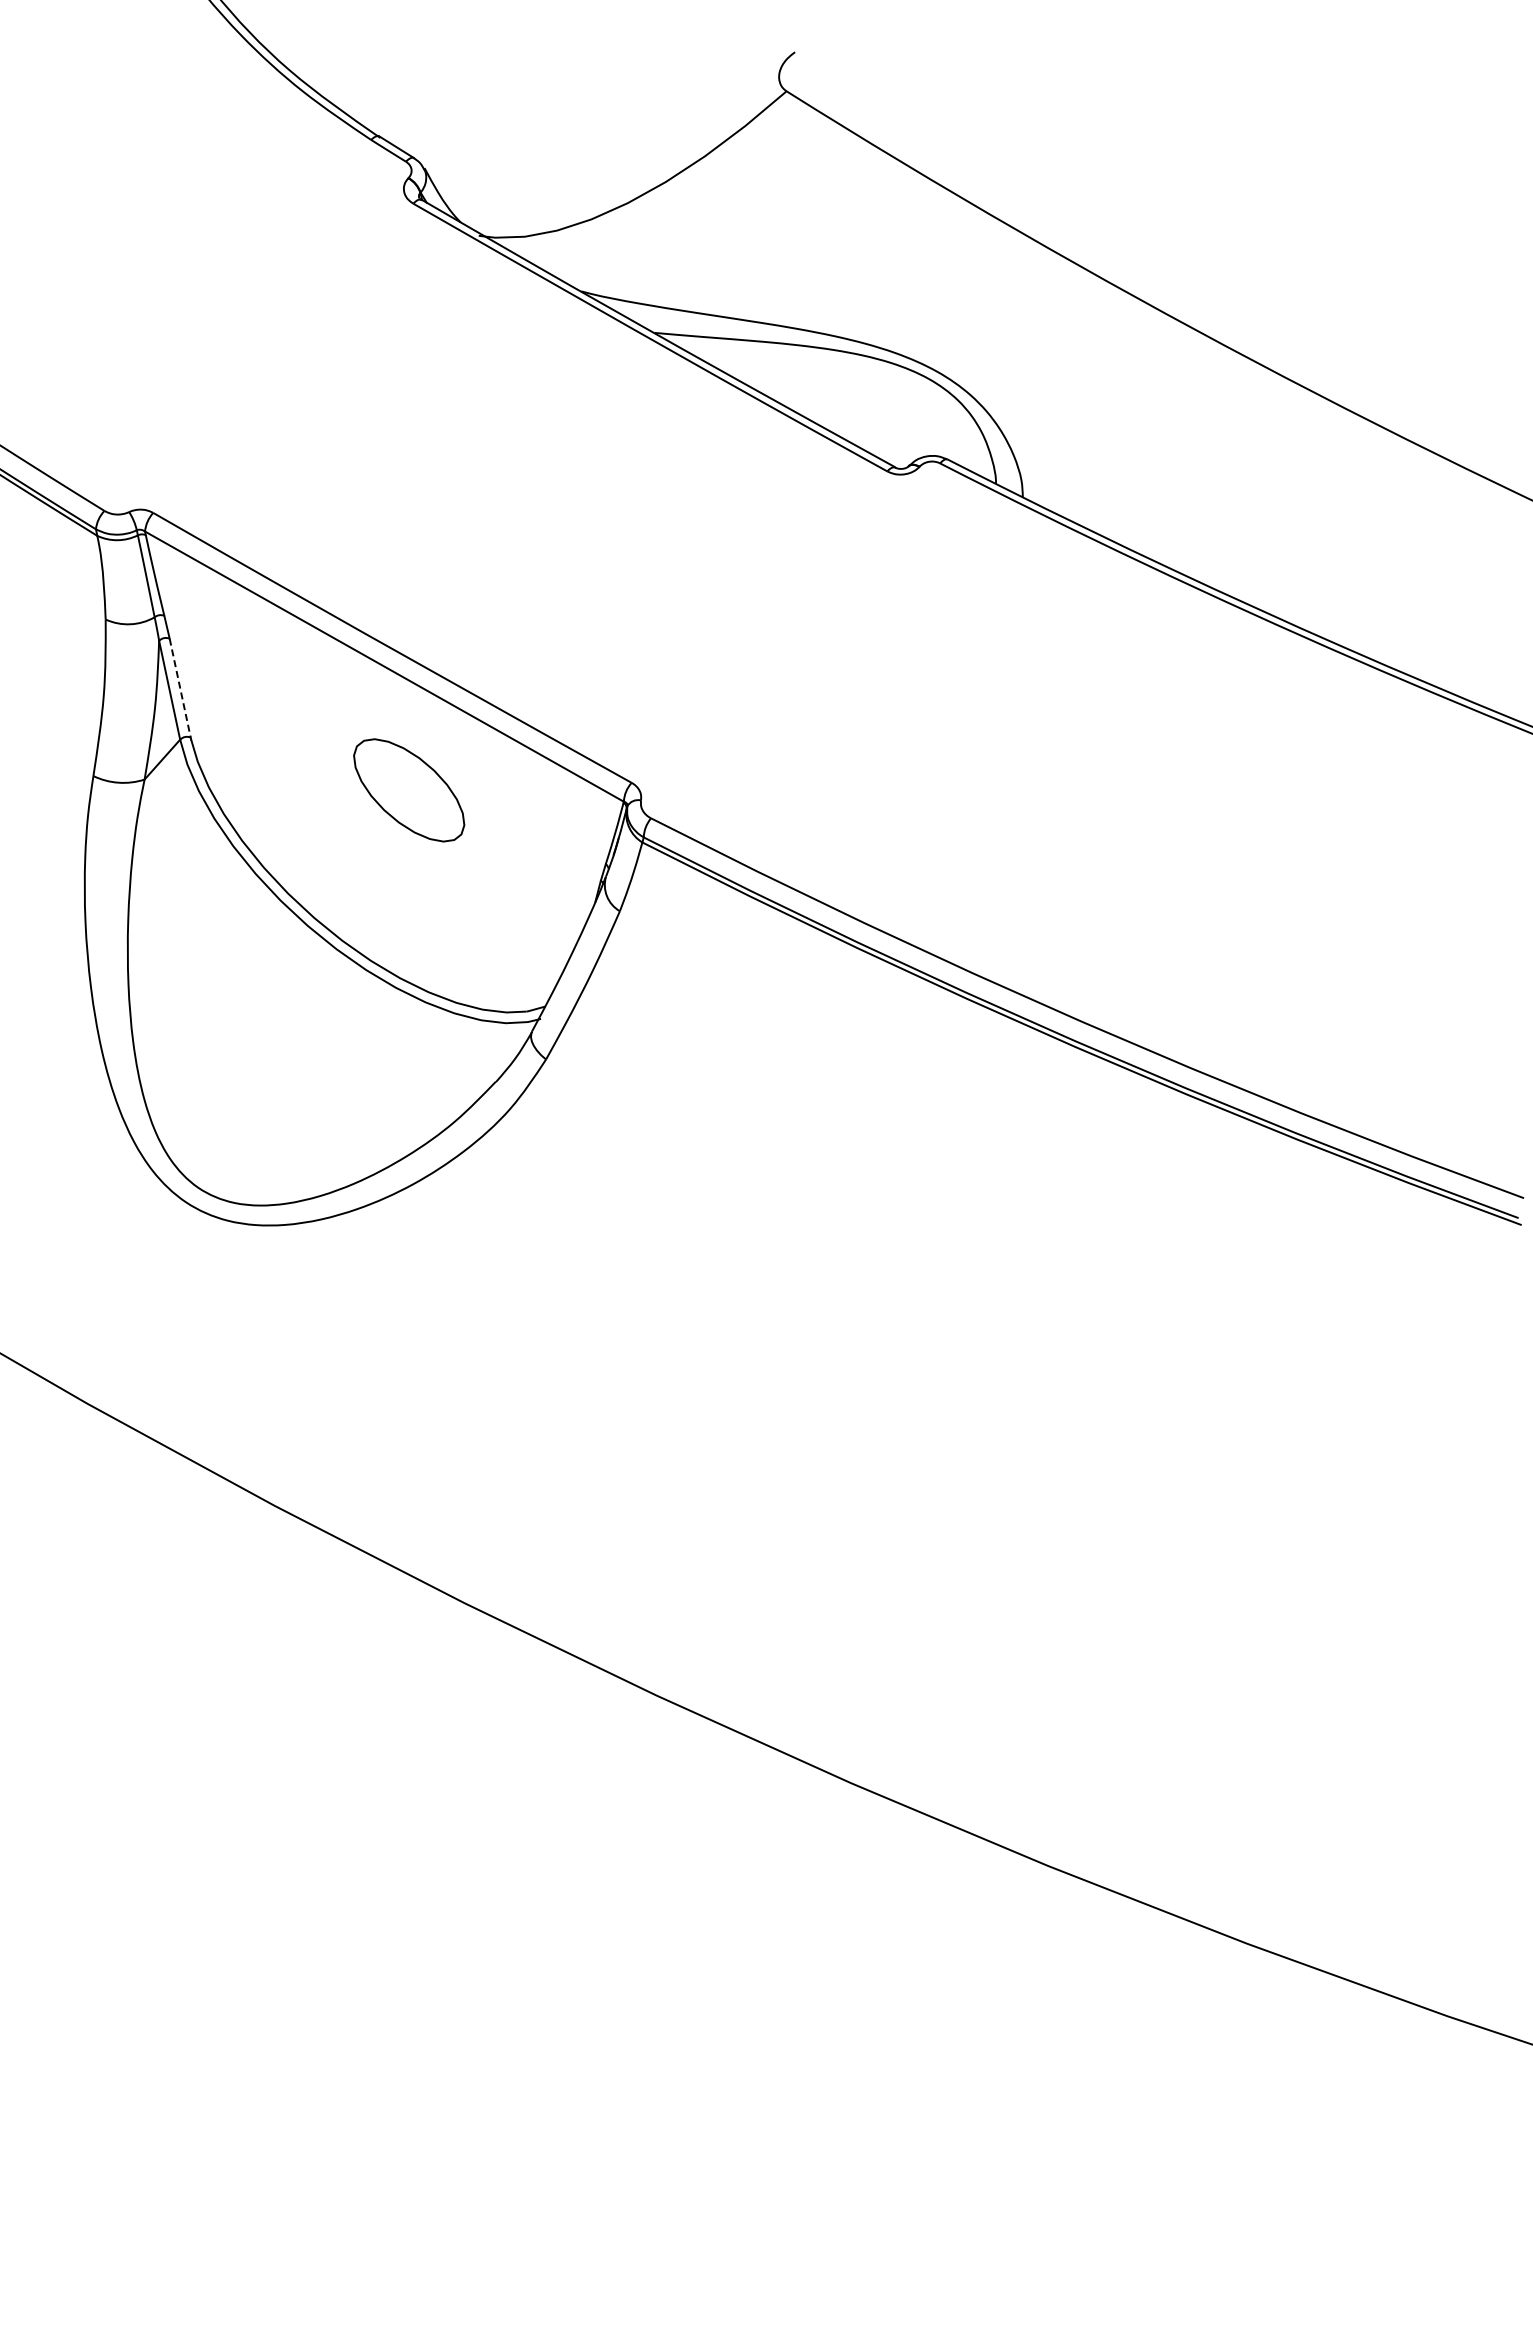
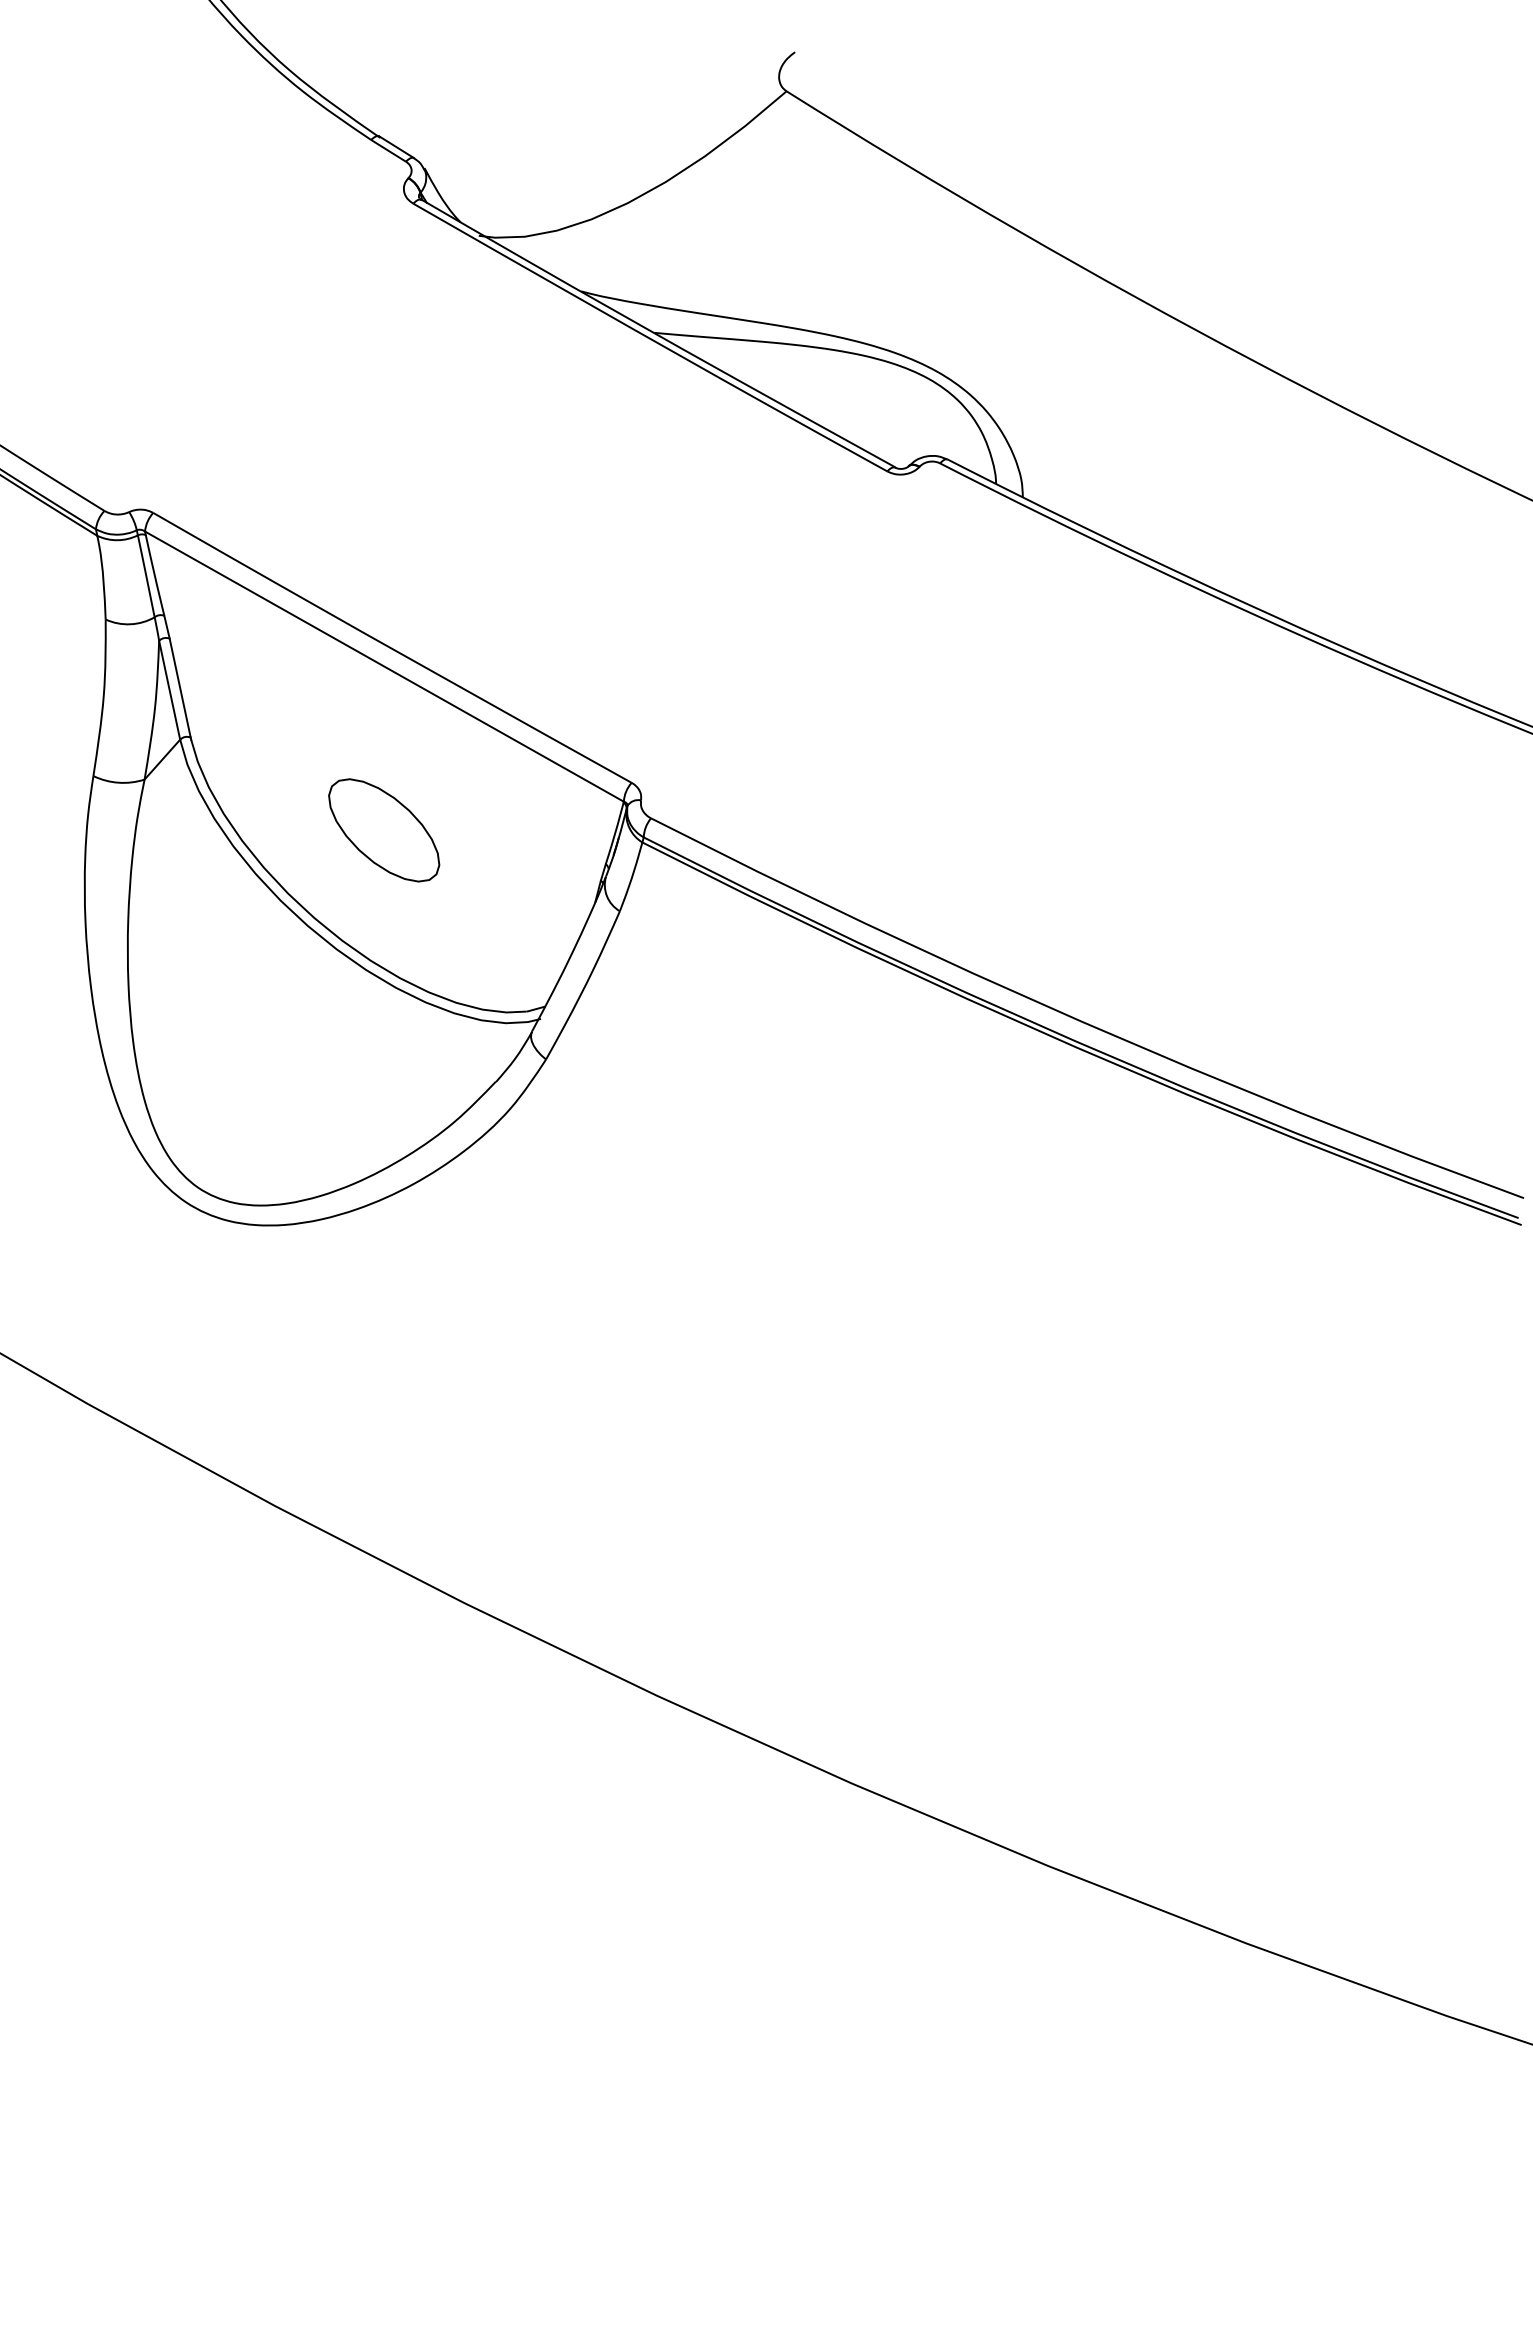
line: dashed -> solid (180, 688)
part position: (409, 790) -> (384, 830) (384, 830)
